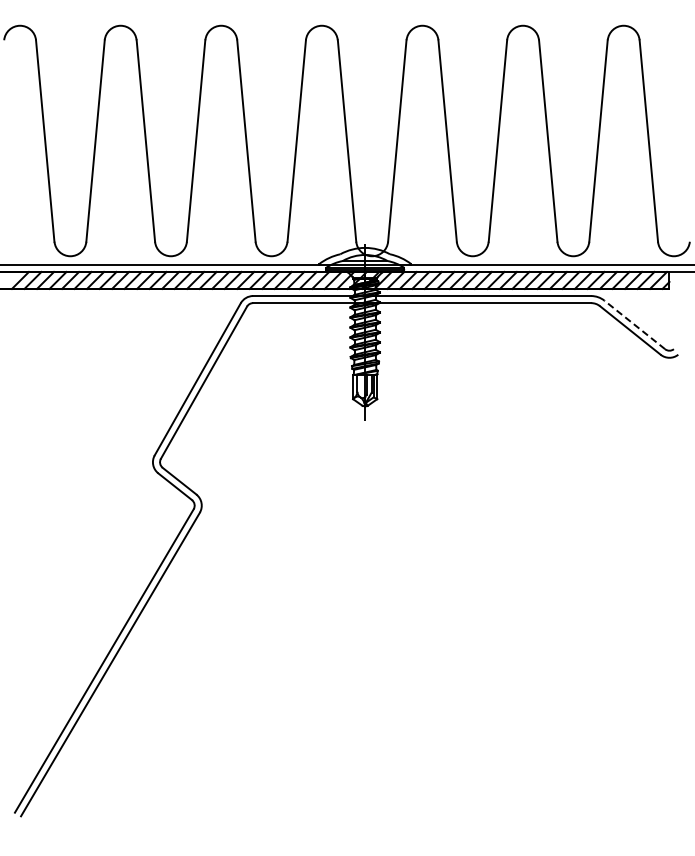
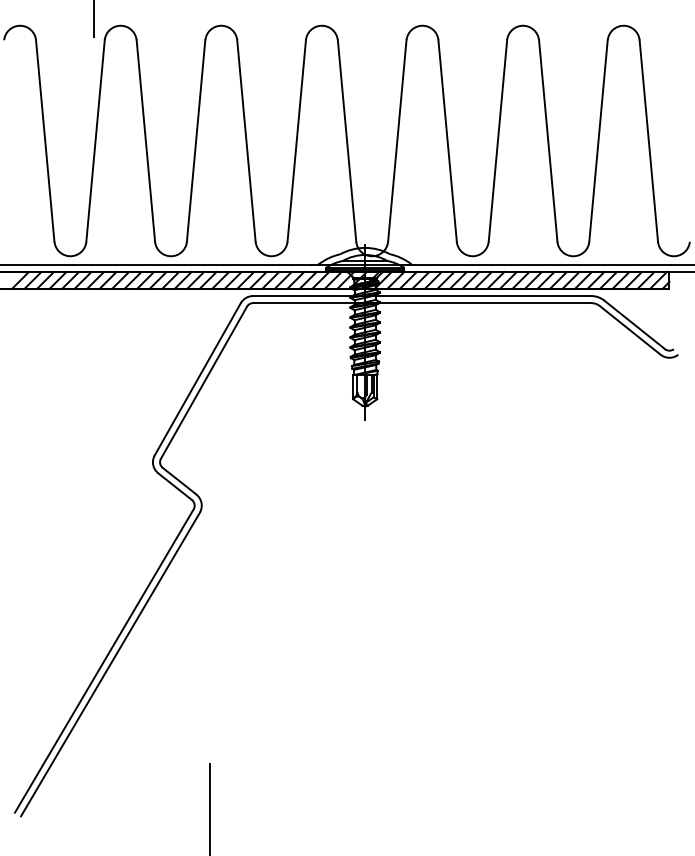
line: none -> present (94, 19)
line: dashed -> solid (634, 324)
line: none -> present (209, 807)
